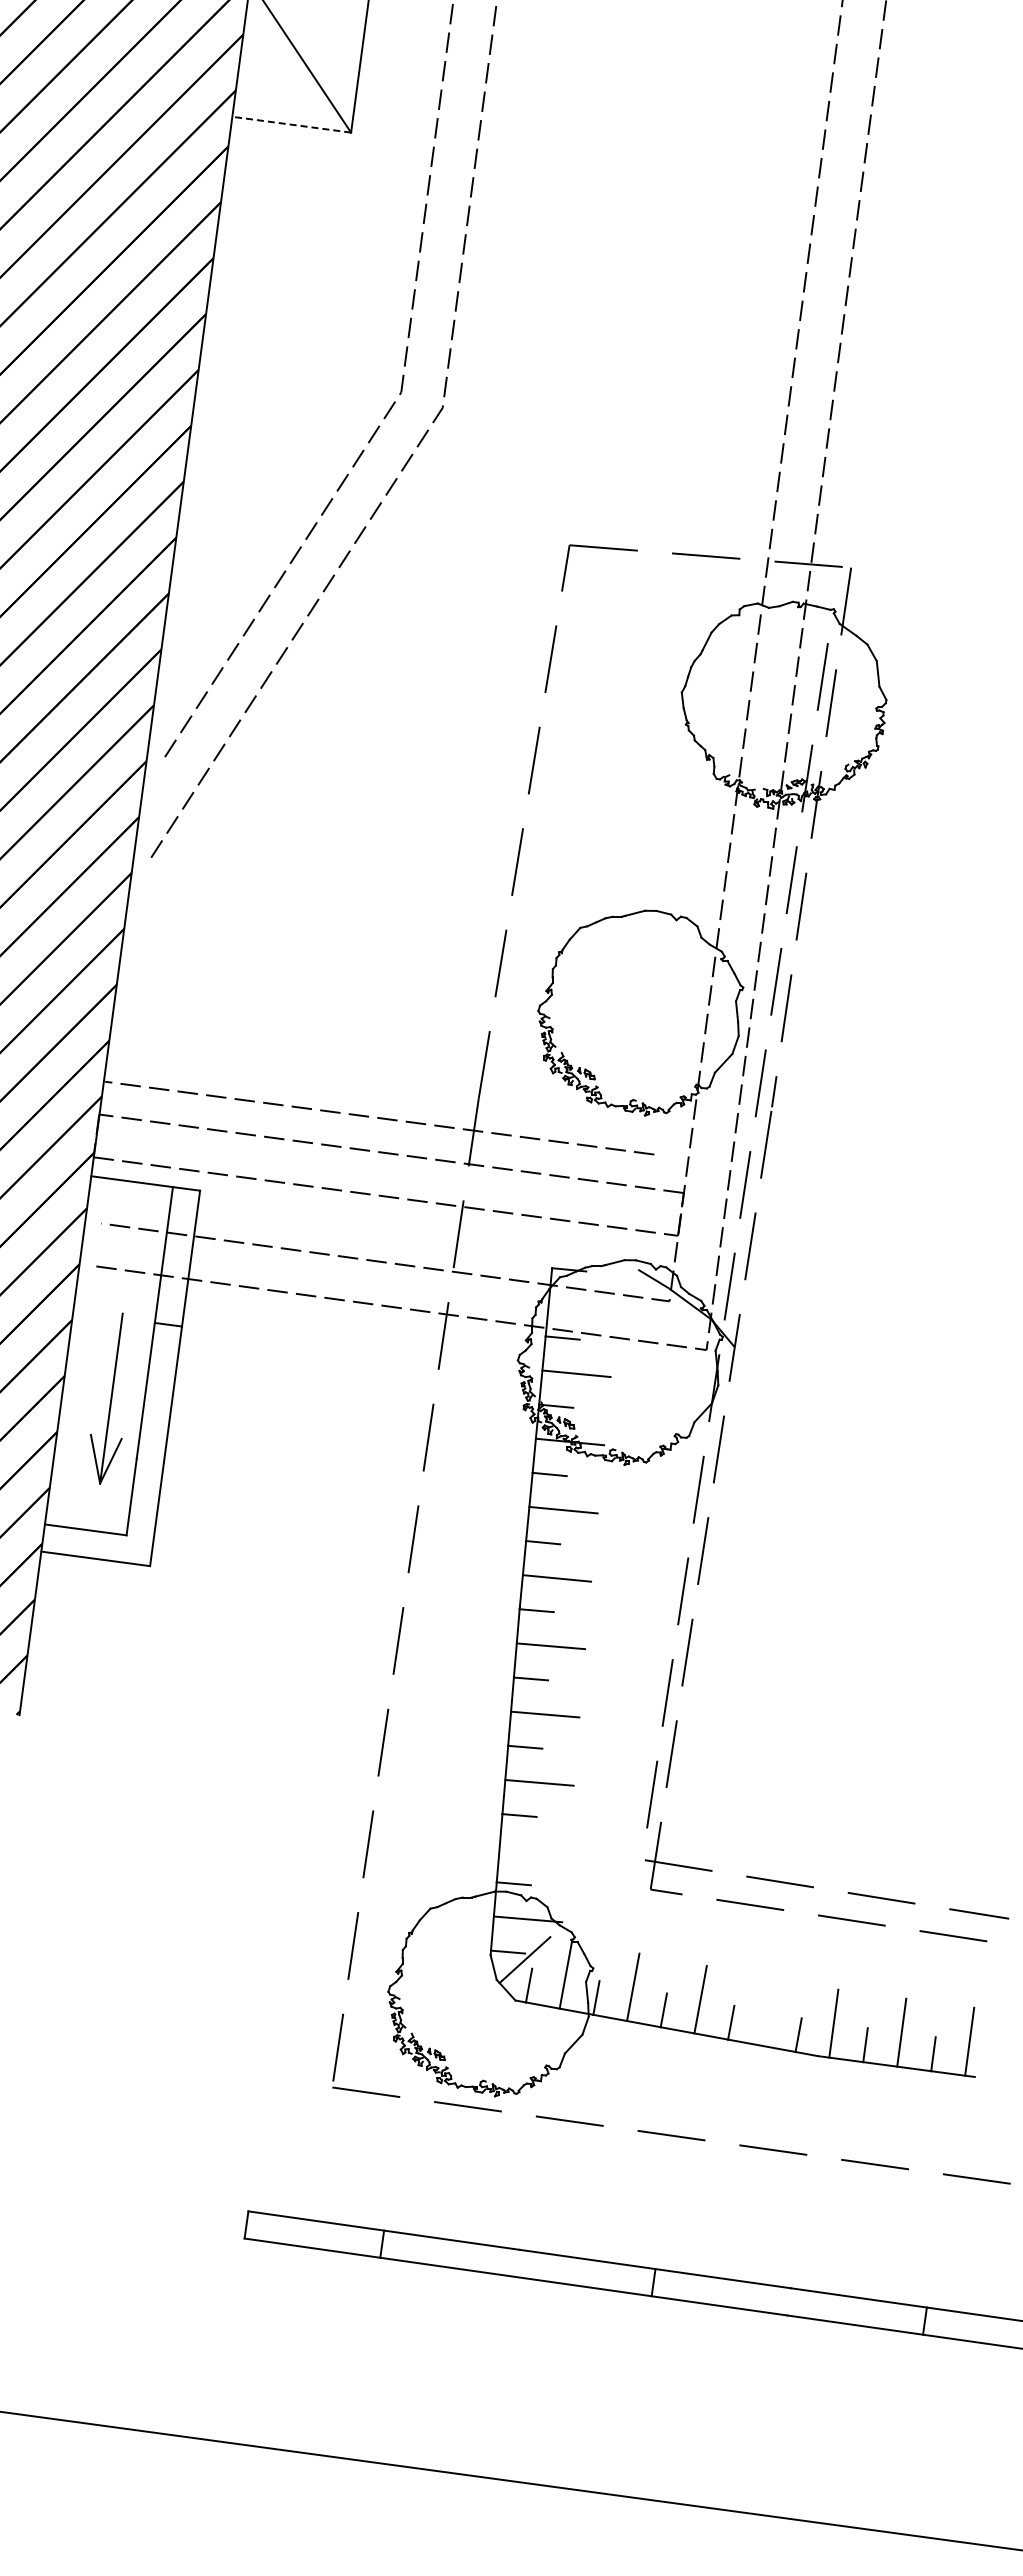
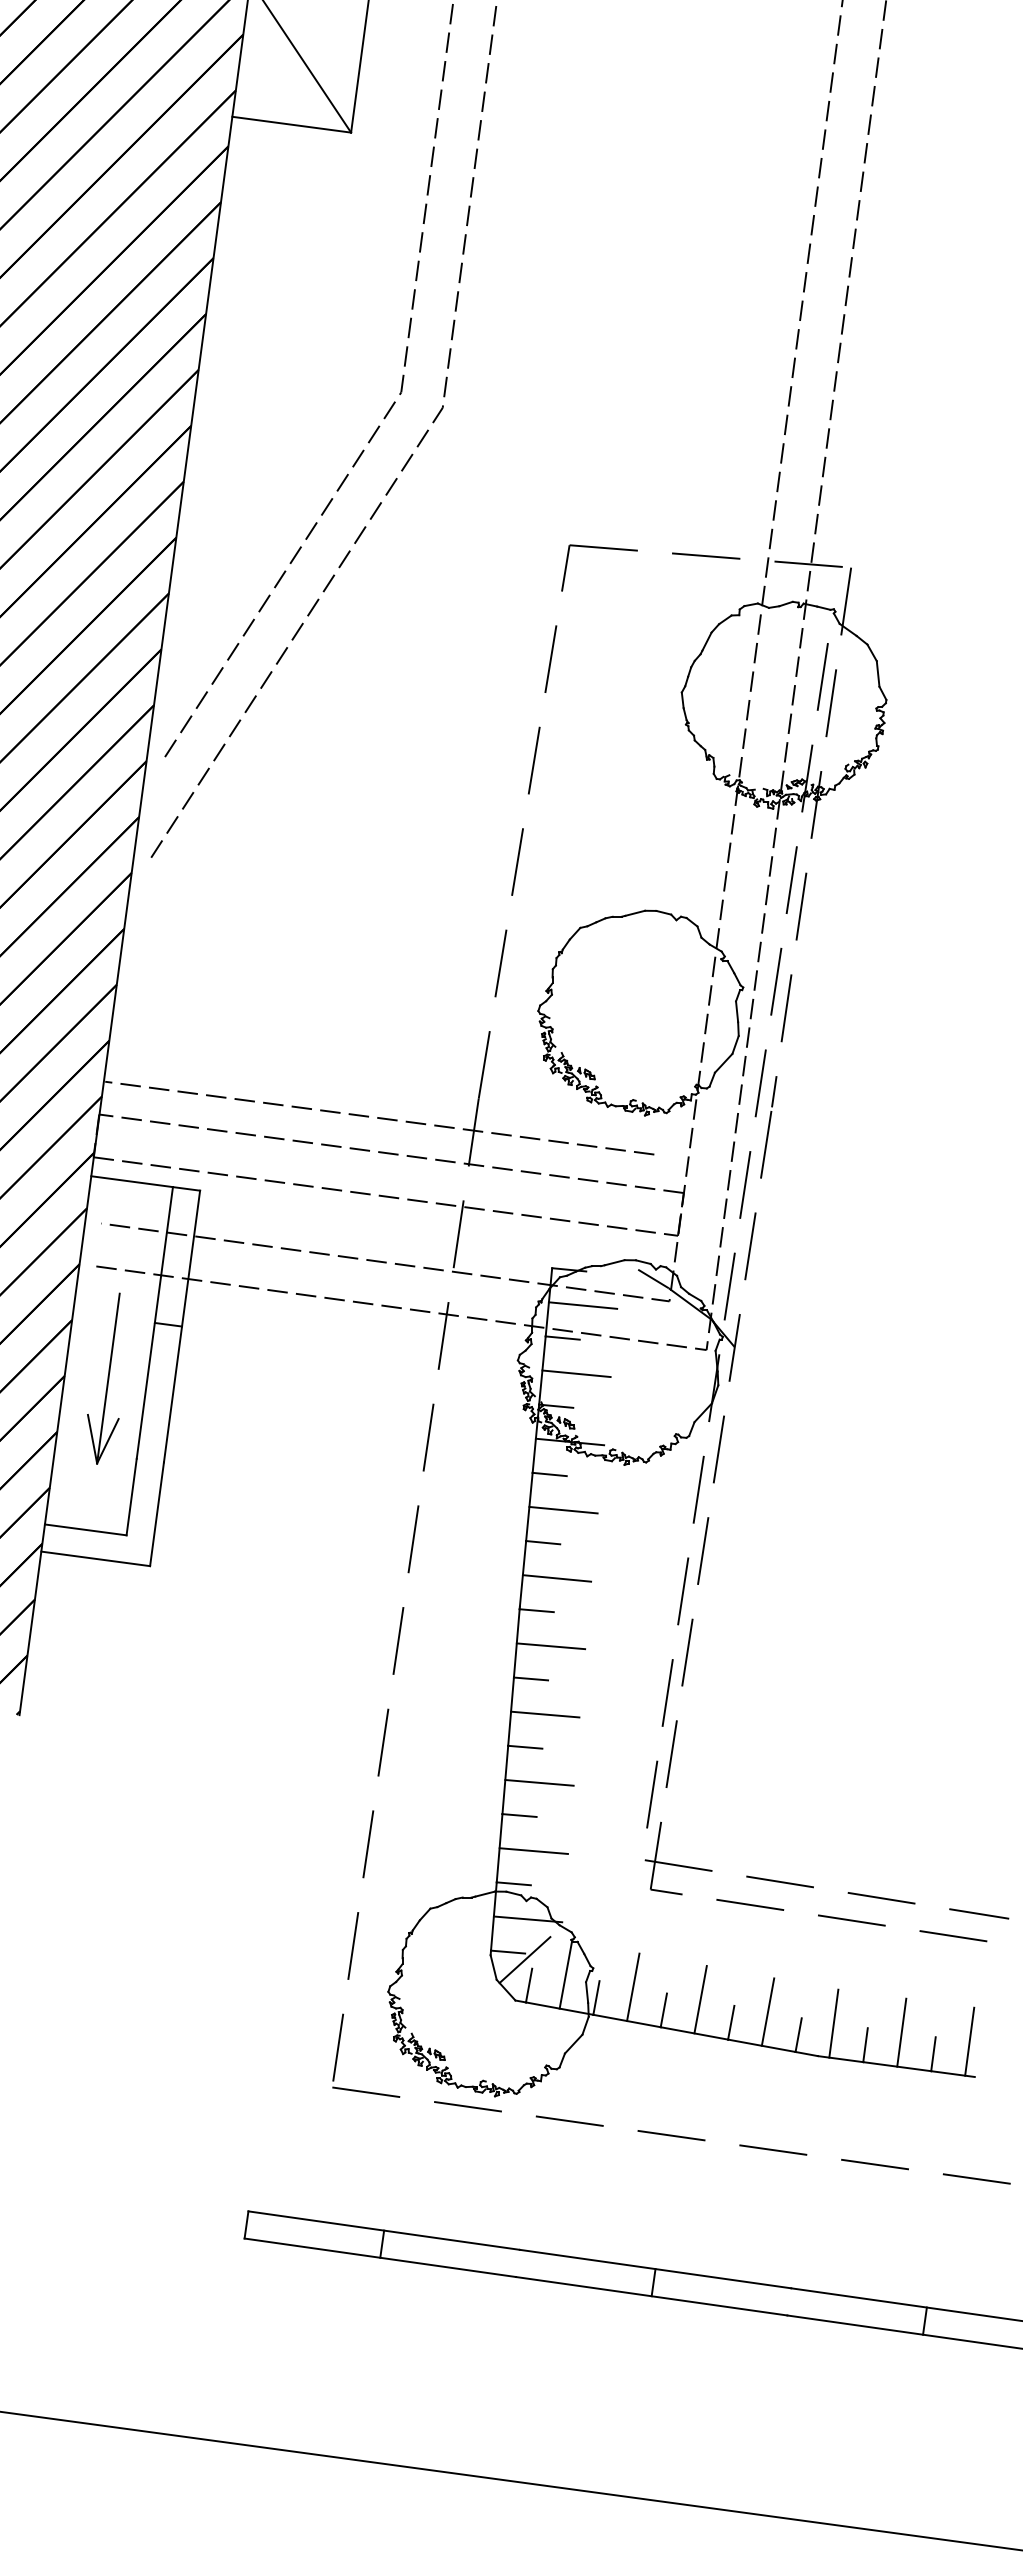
line: dashed -> solid (291, 124)
line: none -> present (582, 1305)
part position: (106, 1398) -> (103, 1378) (103, 1378)
line: none -> present (533, 1850)
line: none -> present (767, 2011)
